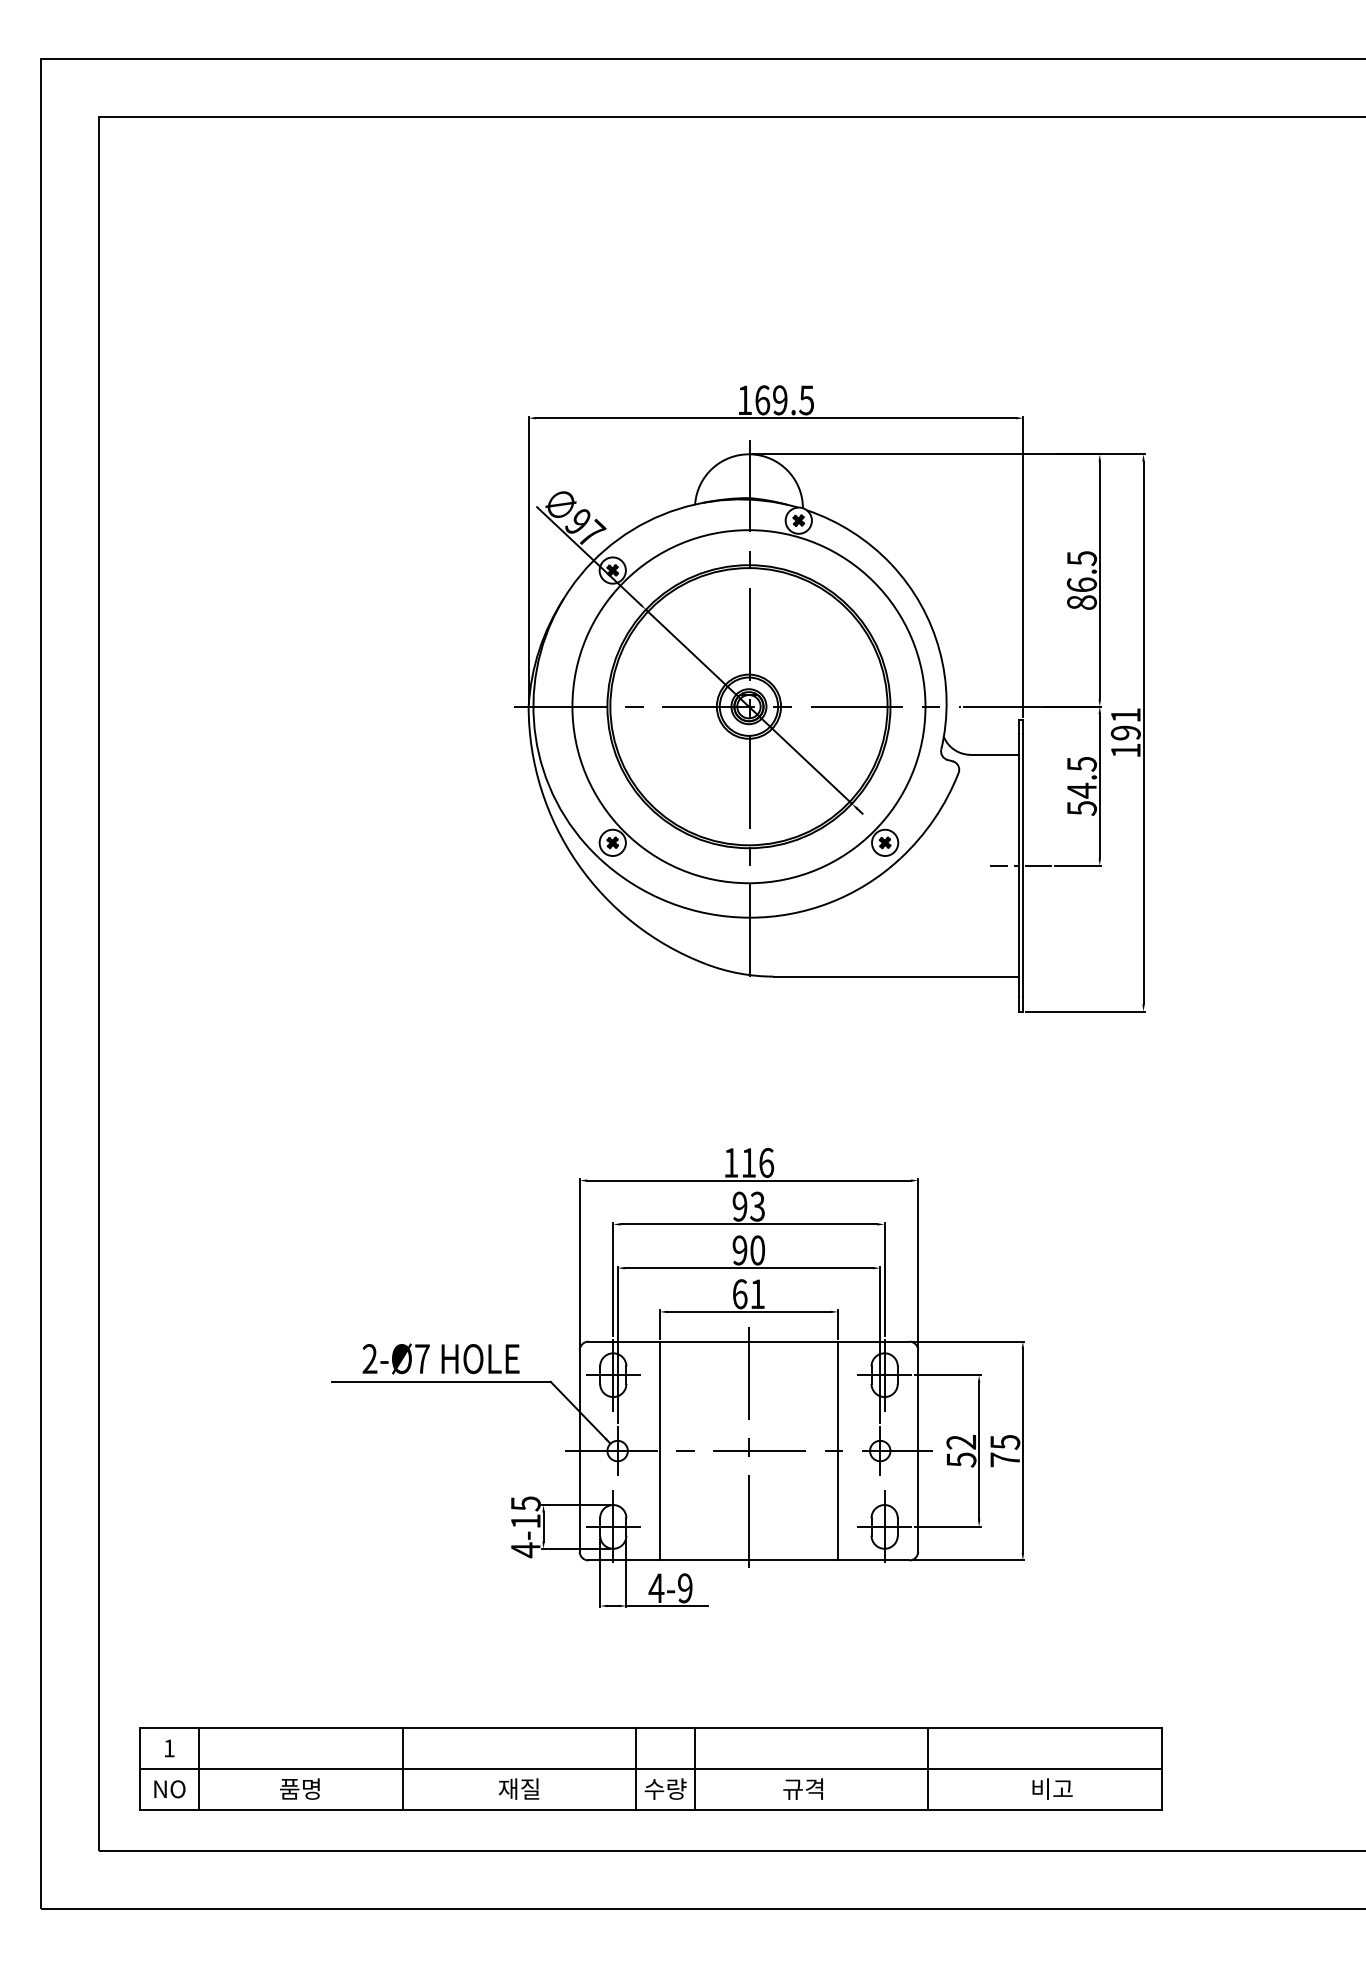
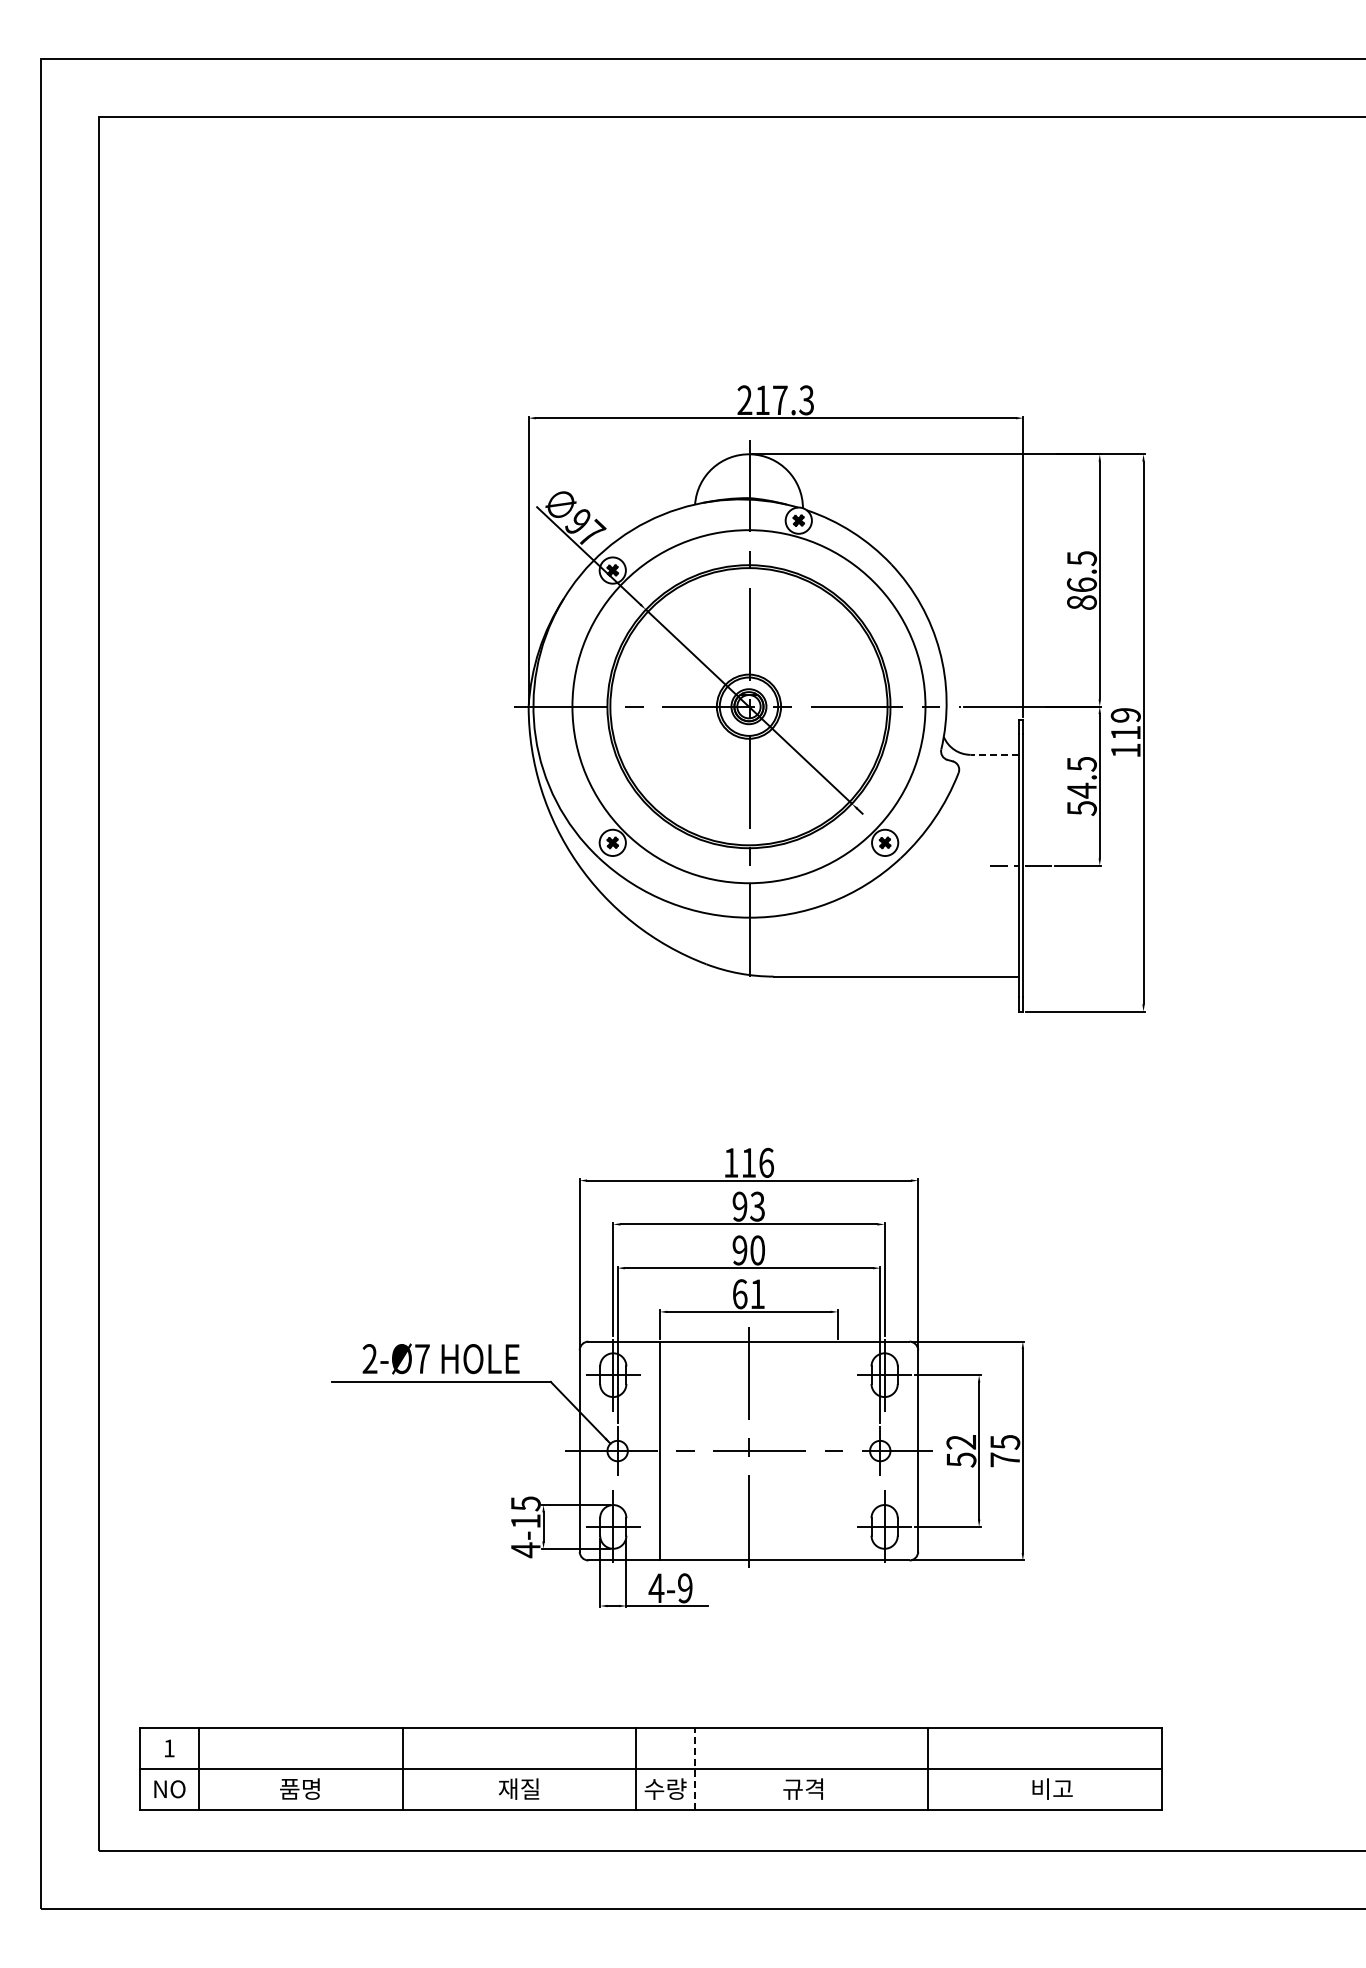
text: 169.5 -> 217.3 (775, 400)
text: 191 -> 119 (1125, 724)
line: solid -> dashed (994, 754)
line: present -> none (837, 1450)
line: solid -> dashed (694, 1768)
